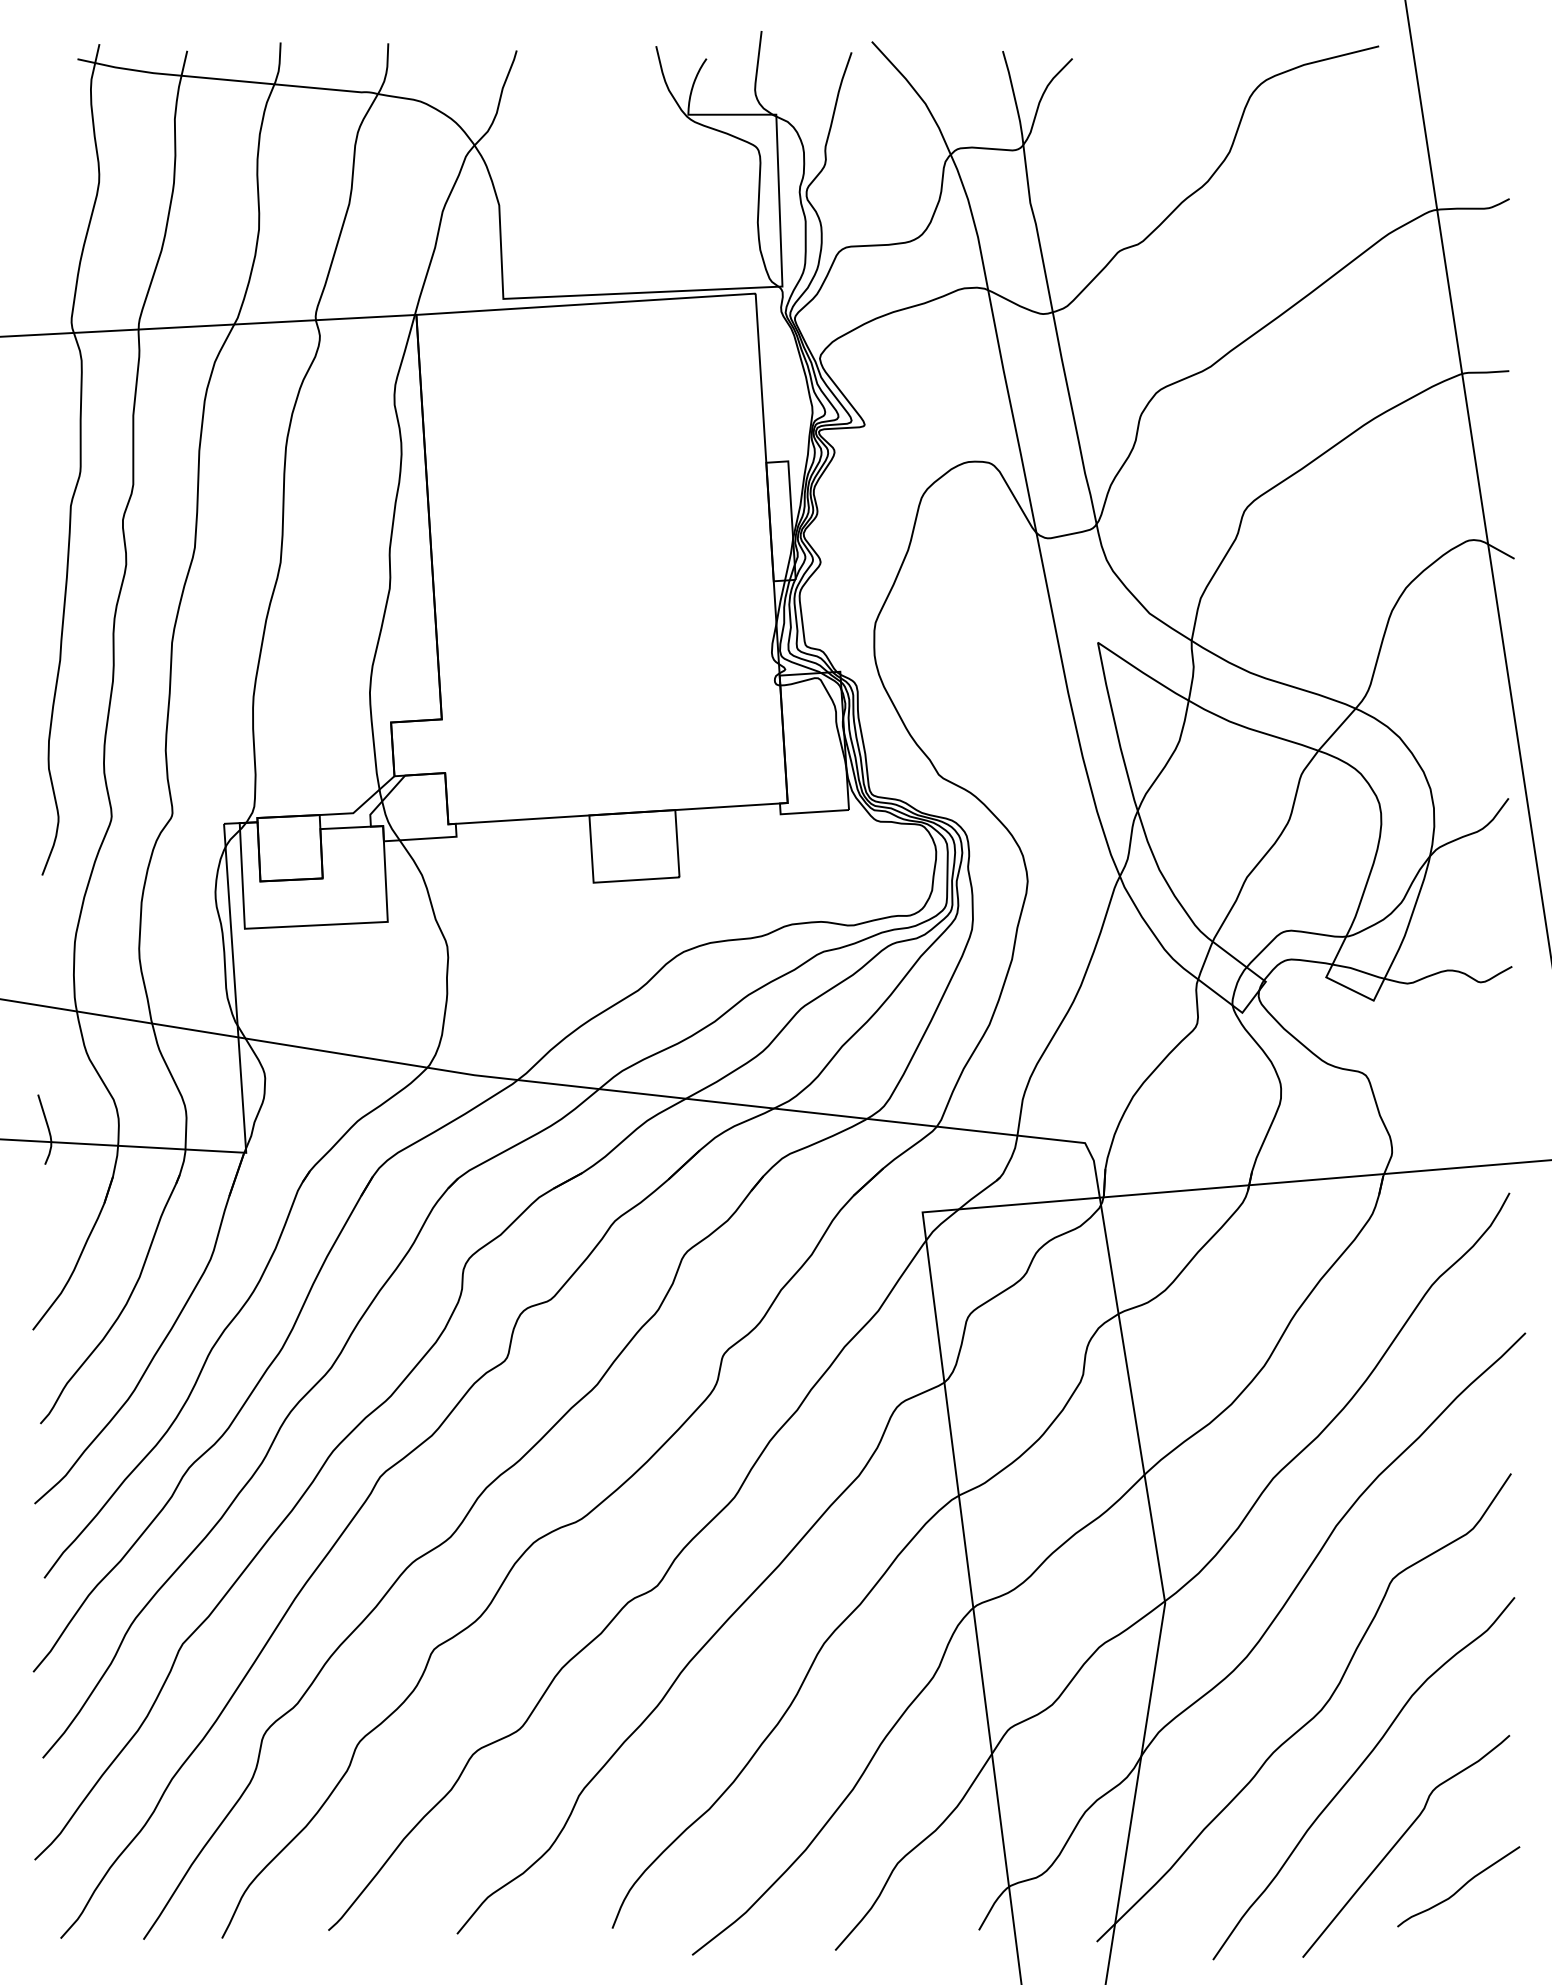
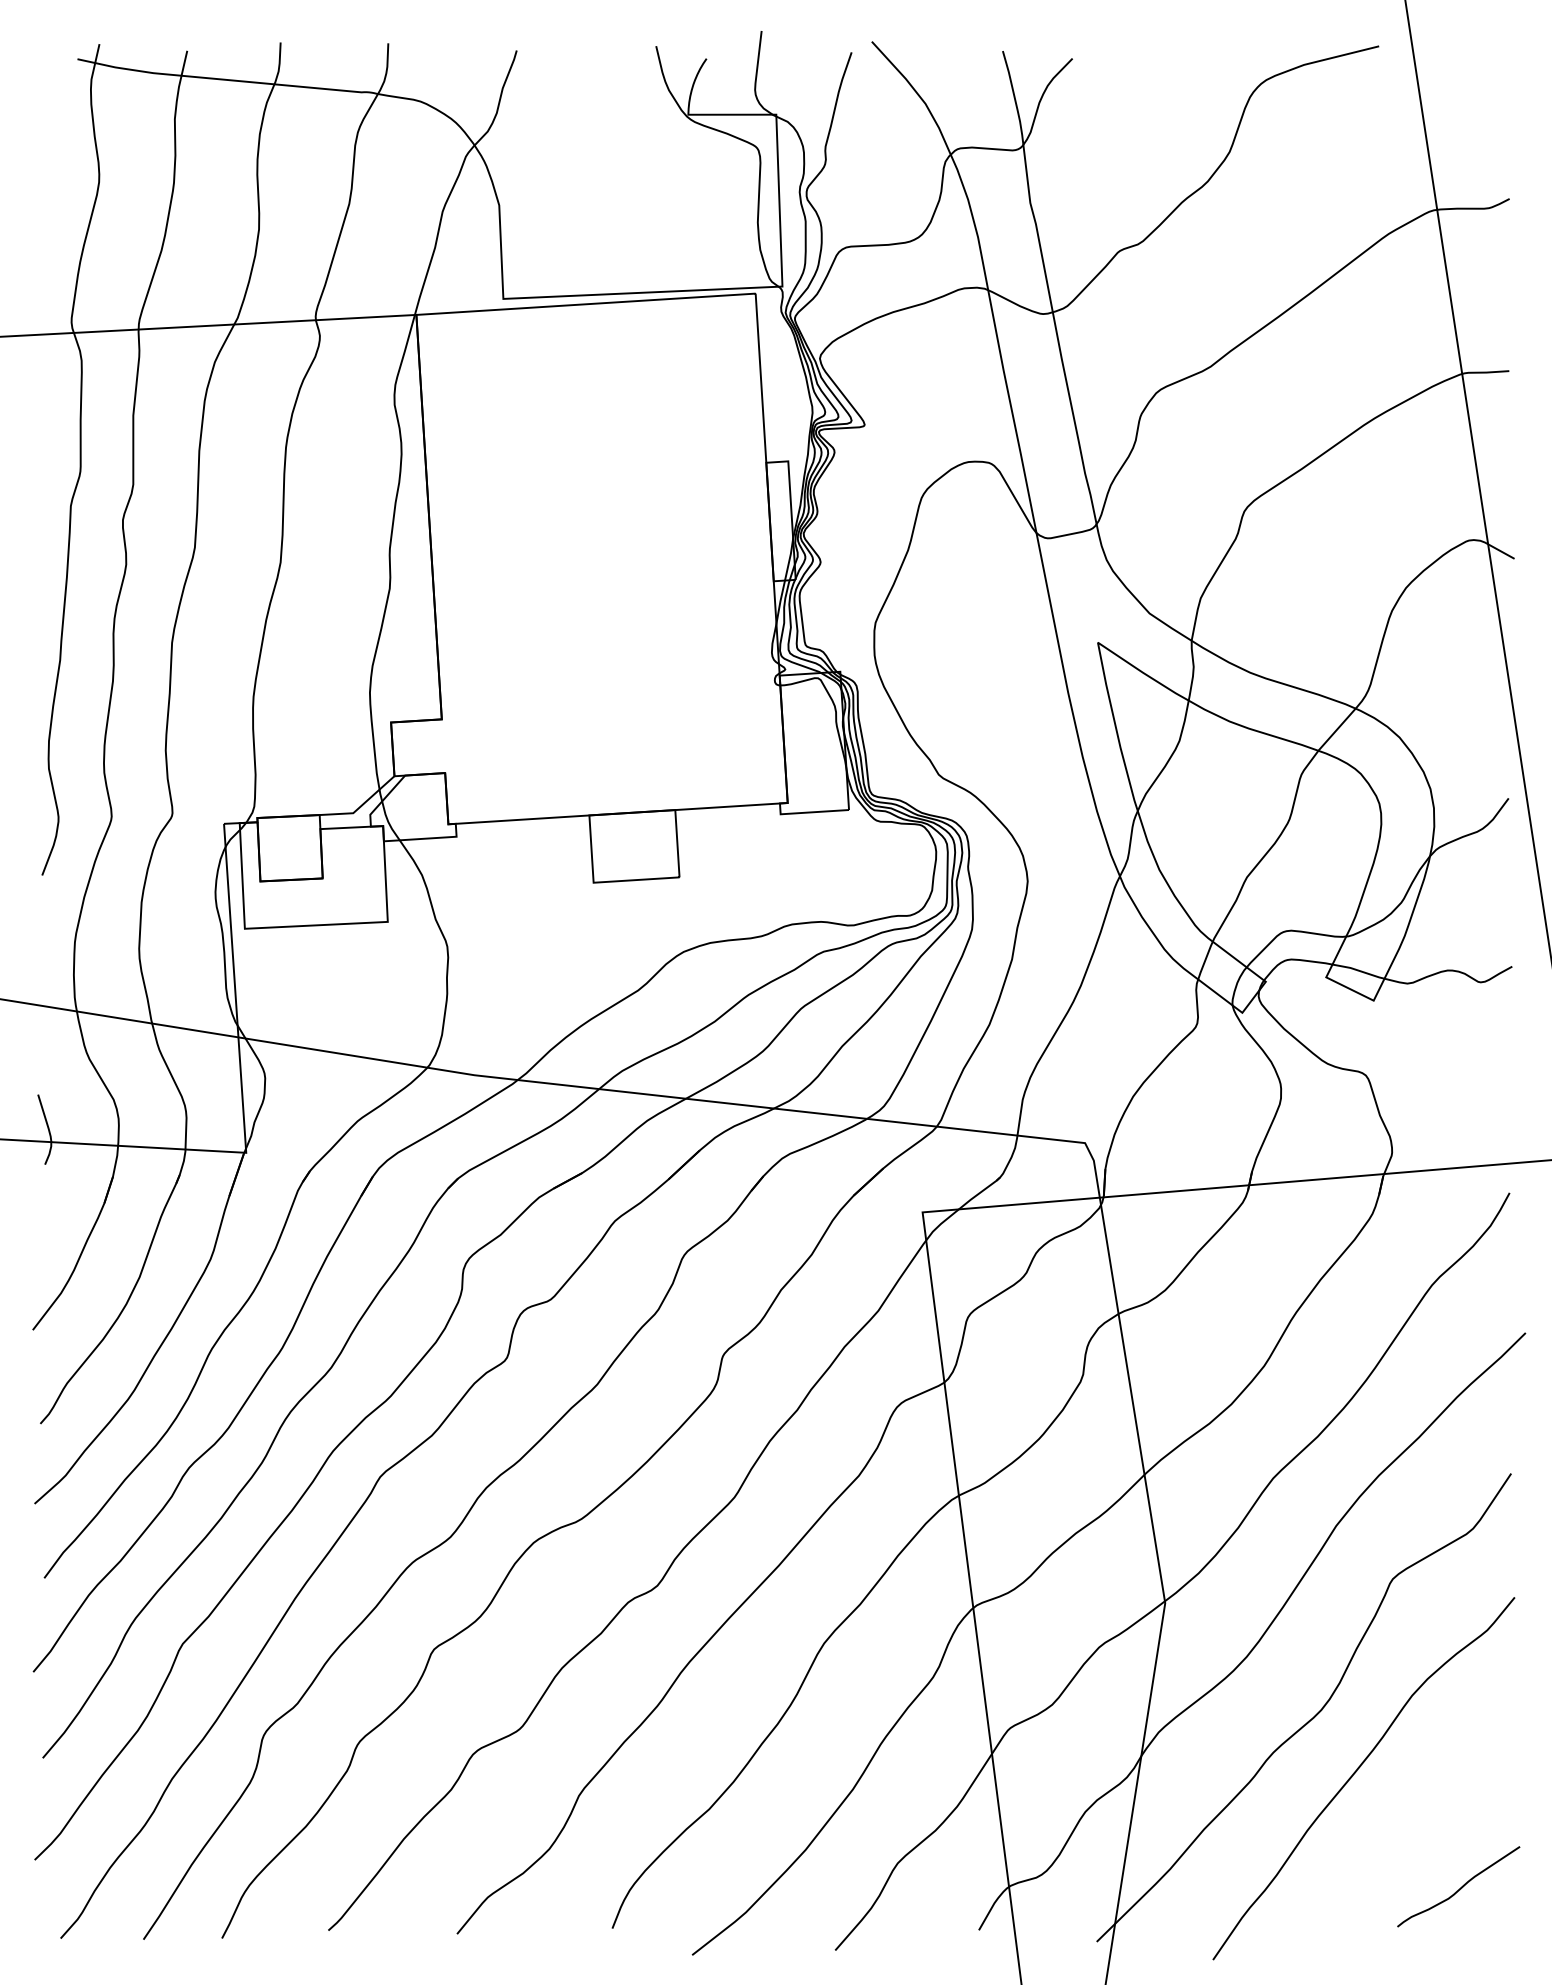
curve: present -> none (1399, 1841)
